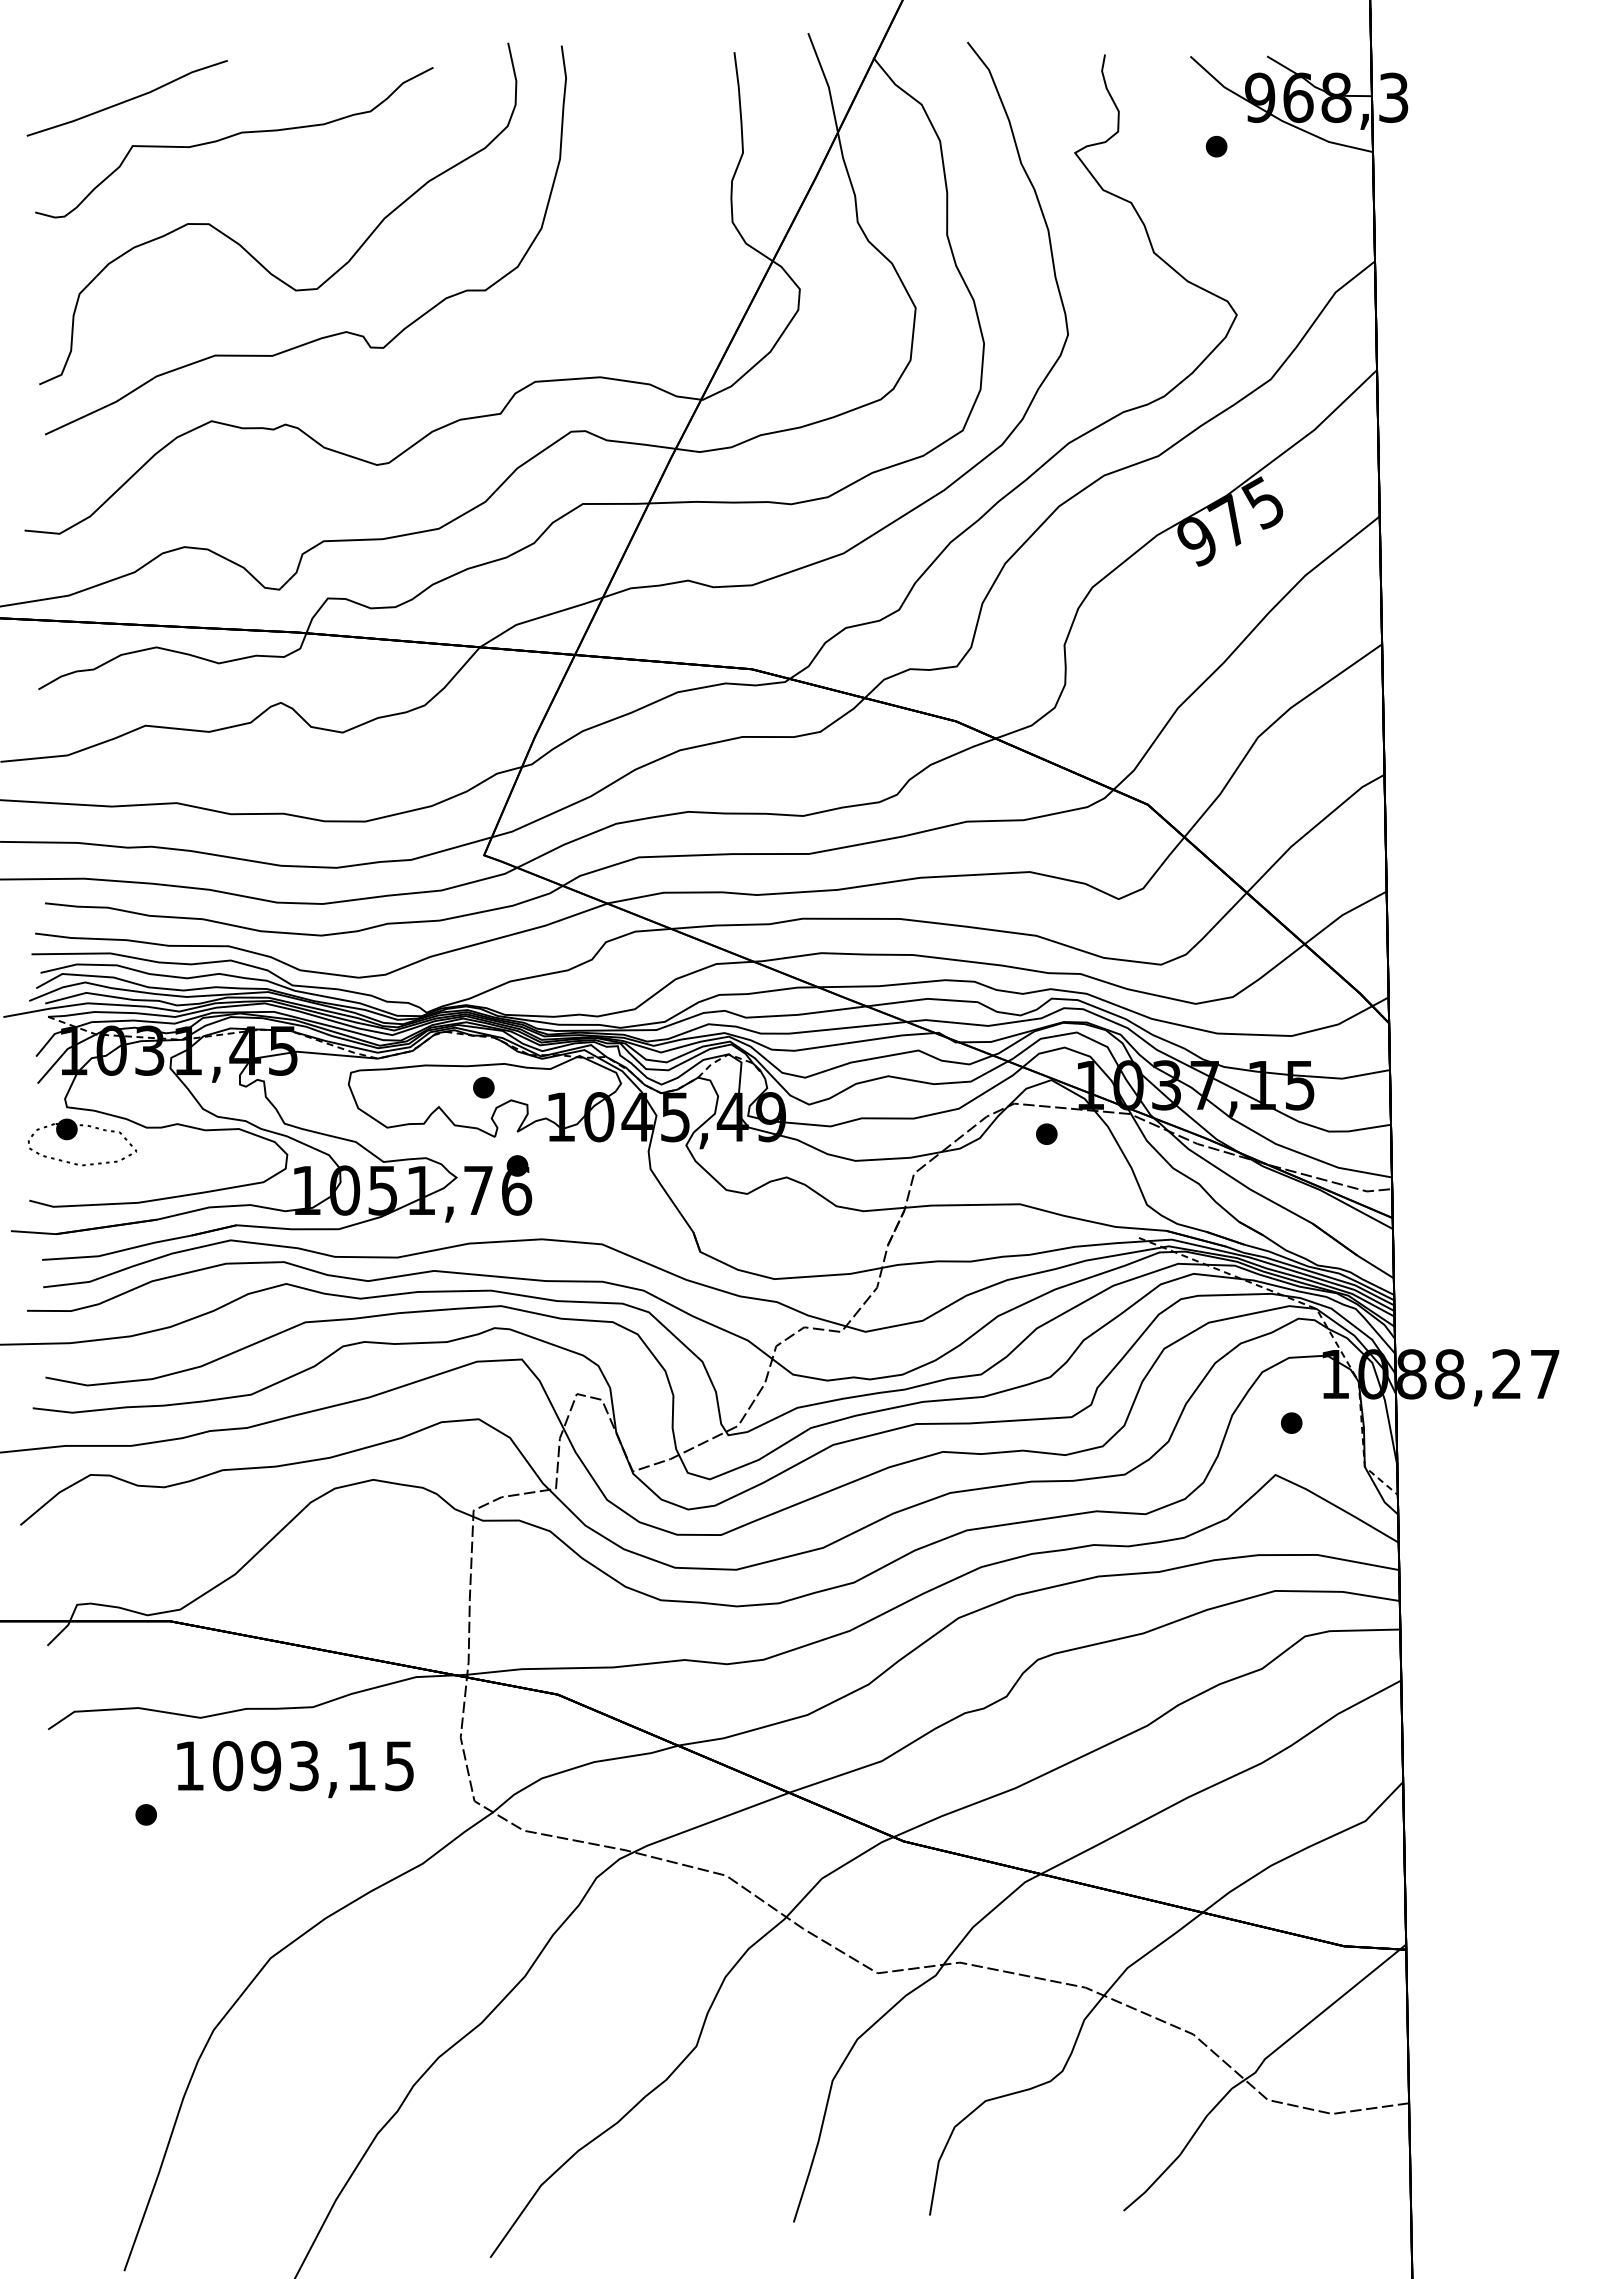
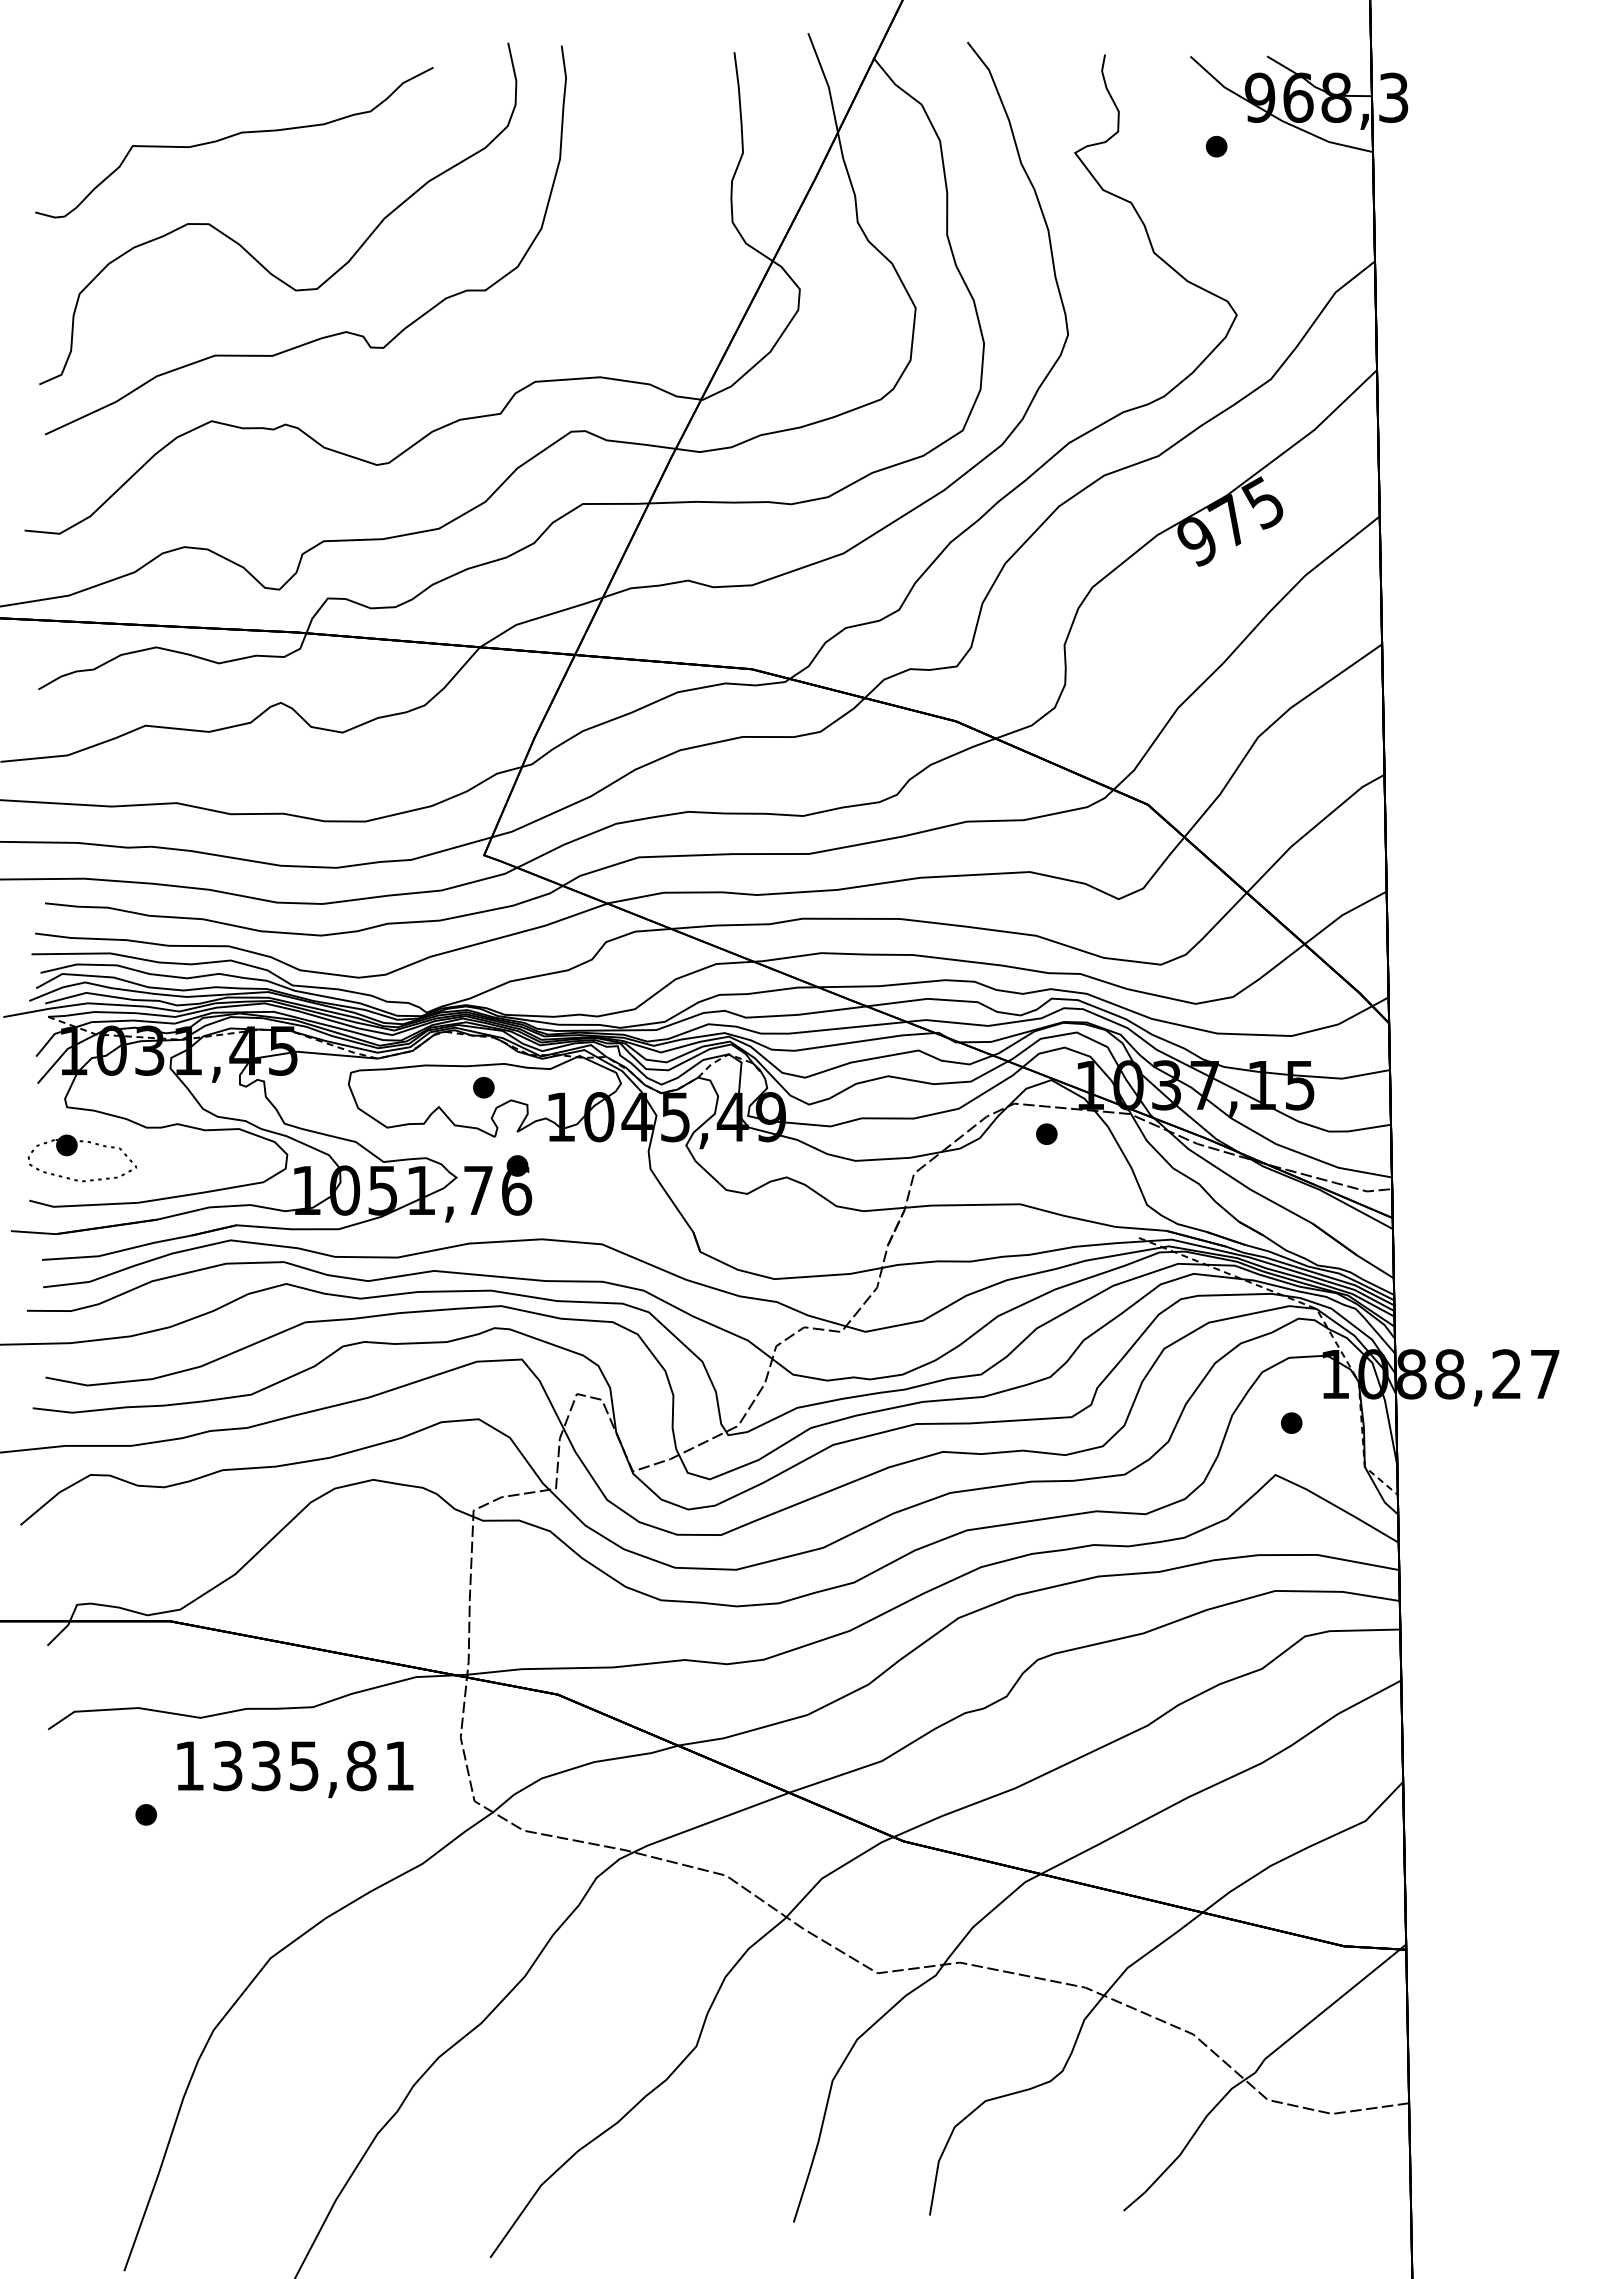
line: present -> none (127, 99)
part position: (75, 1136) -> (75, 1152) (75, 1152)
text: 1093,15 -> 1335,81 (313, 1765)
